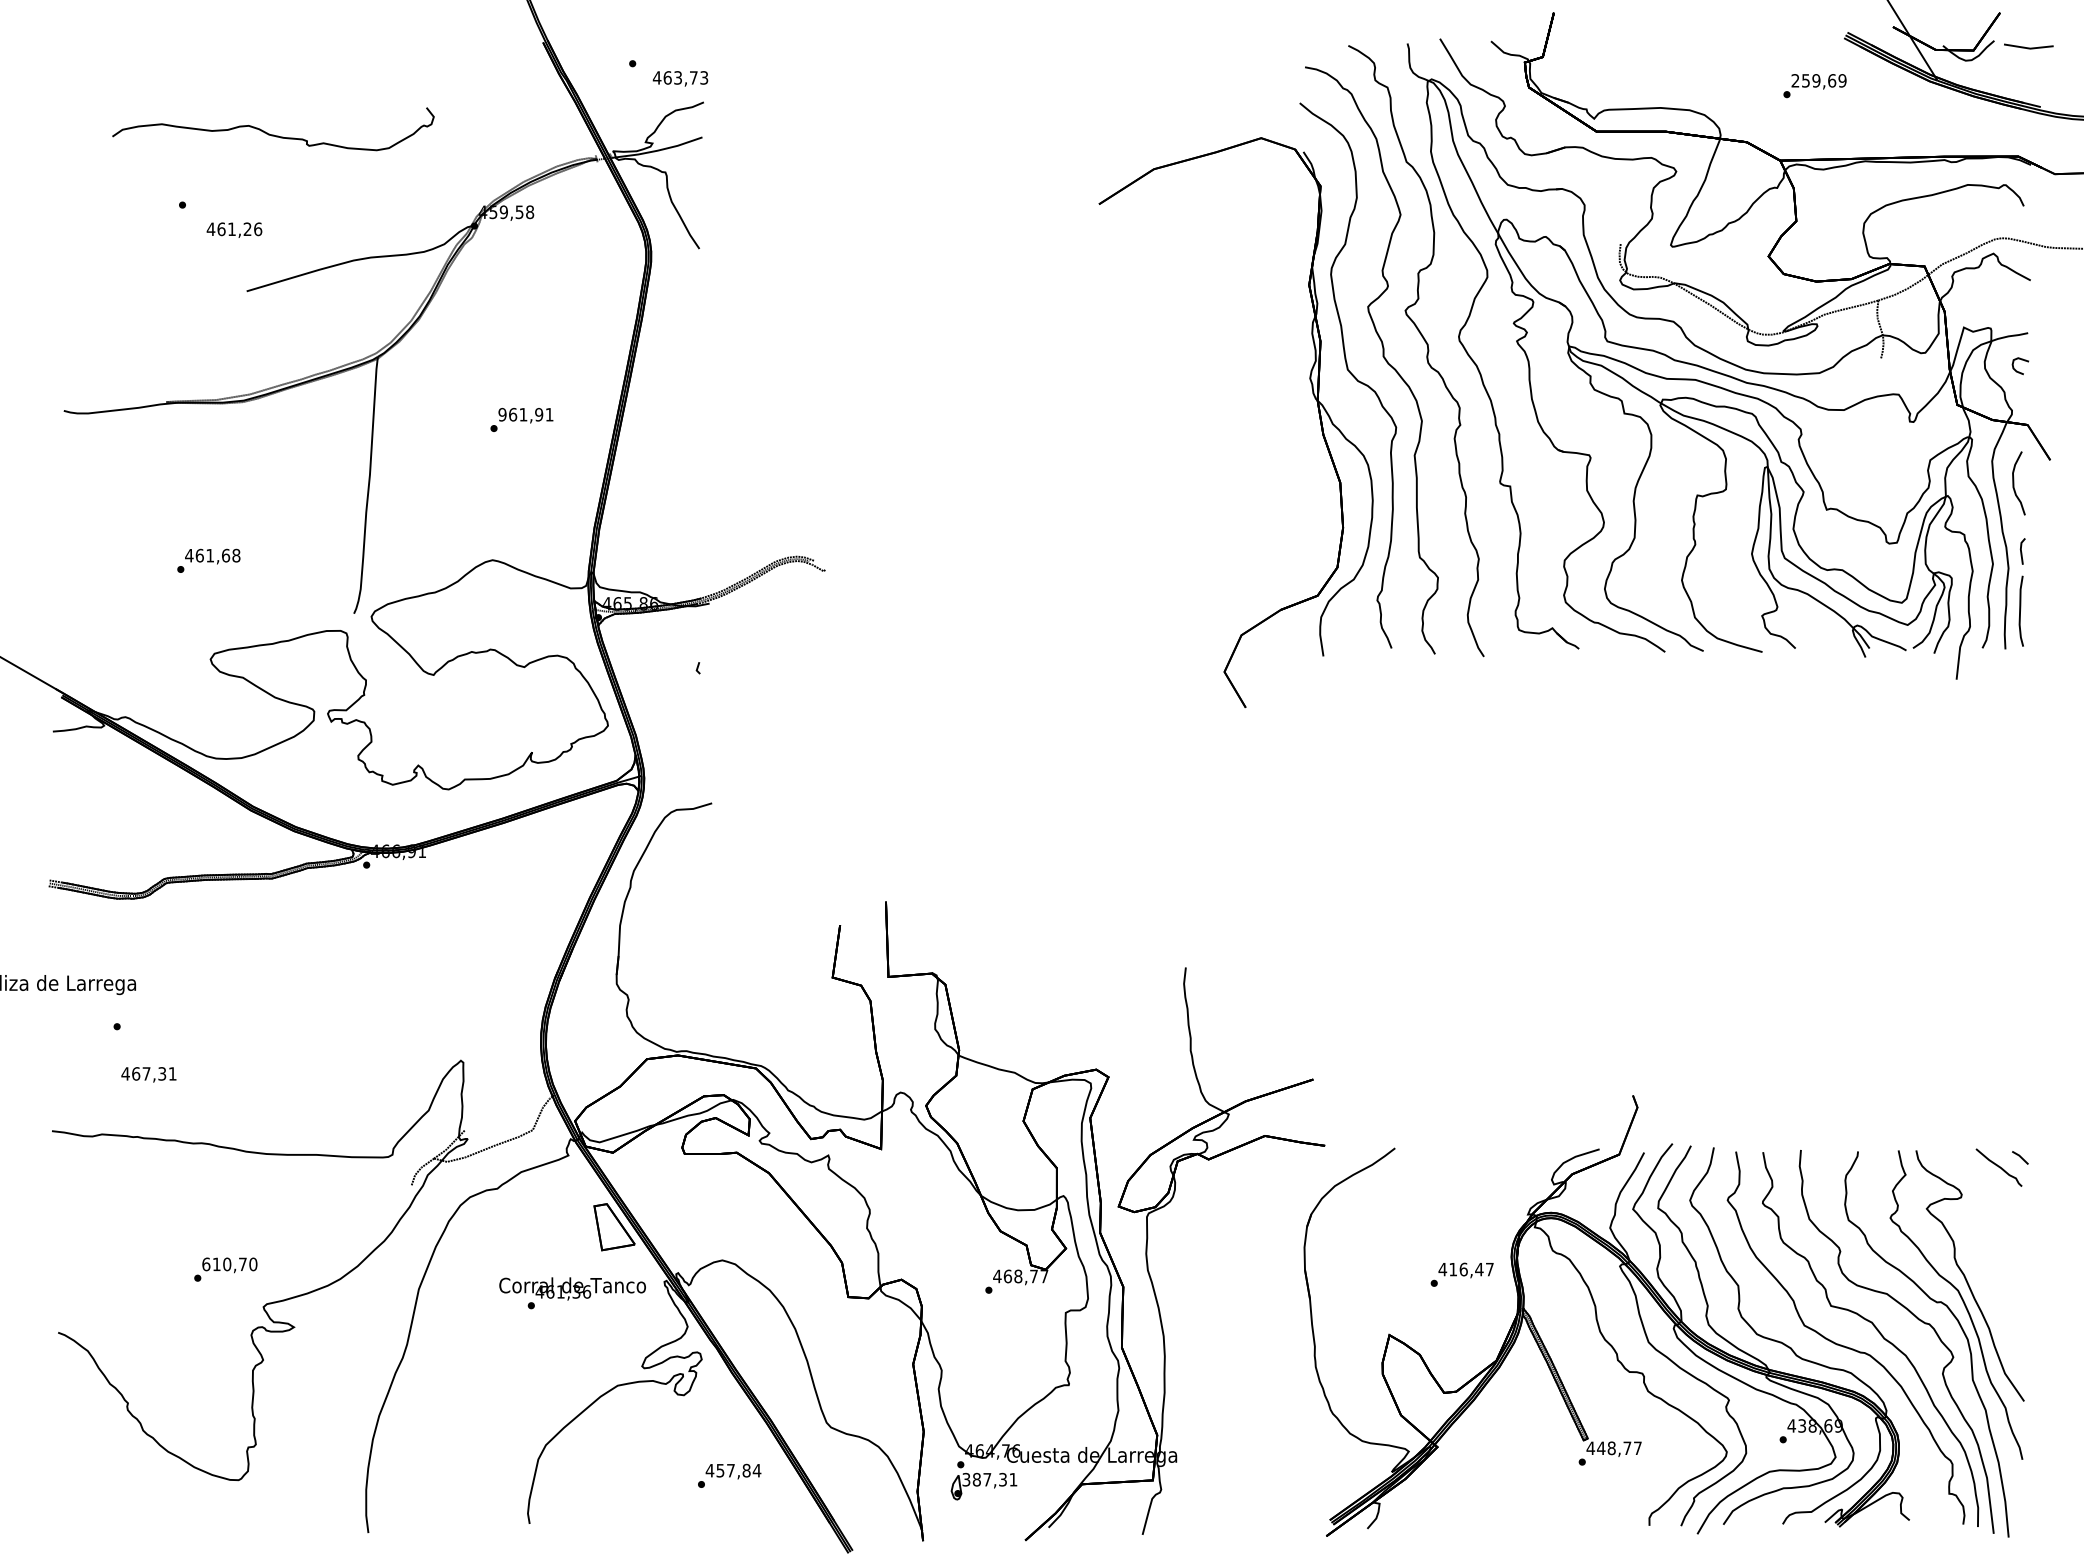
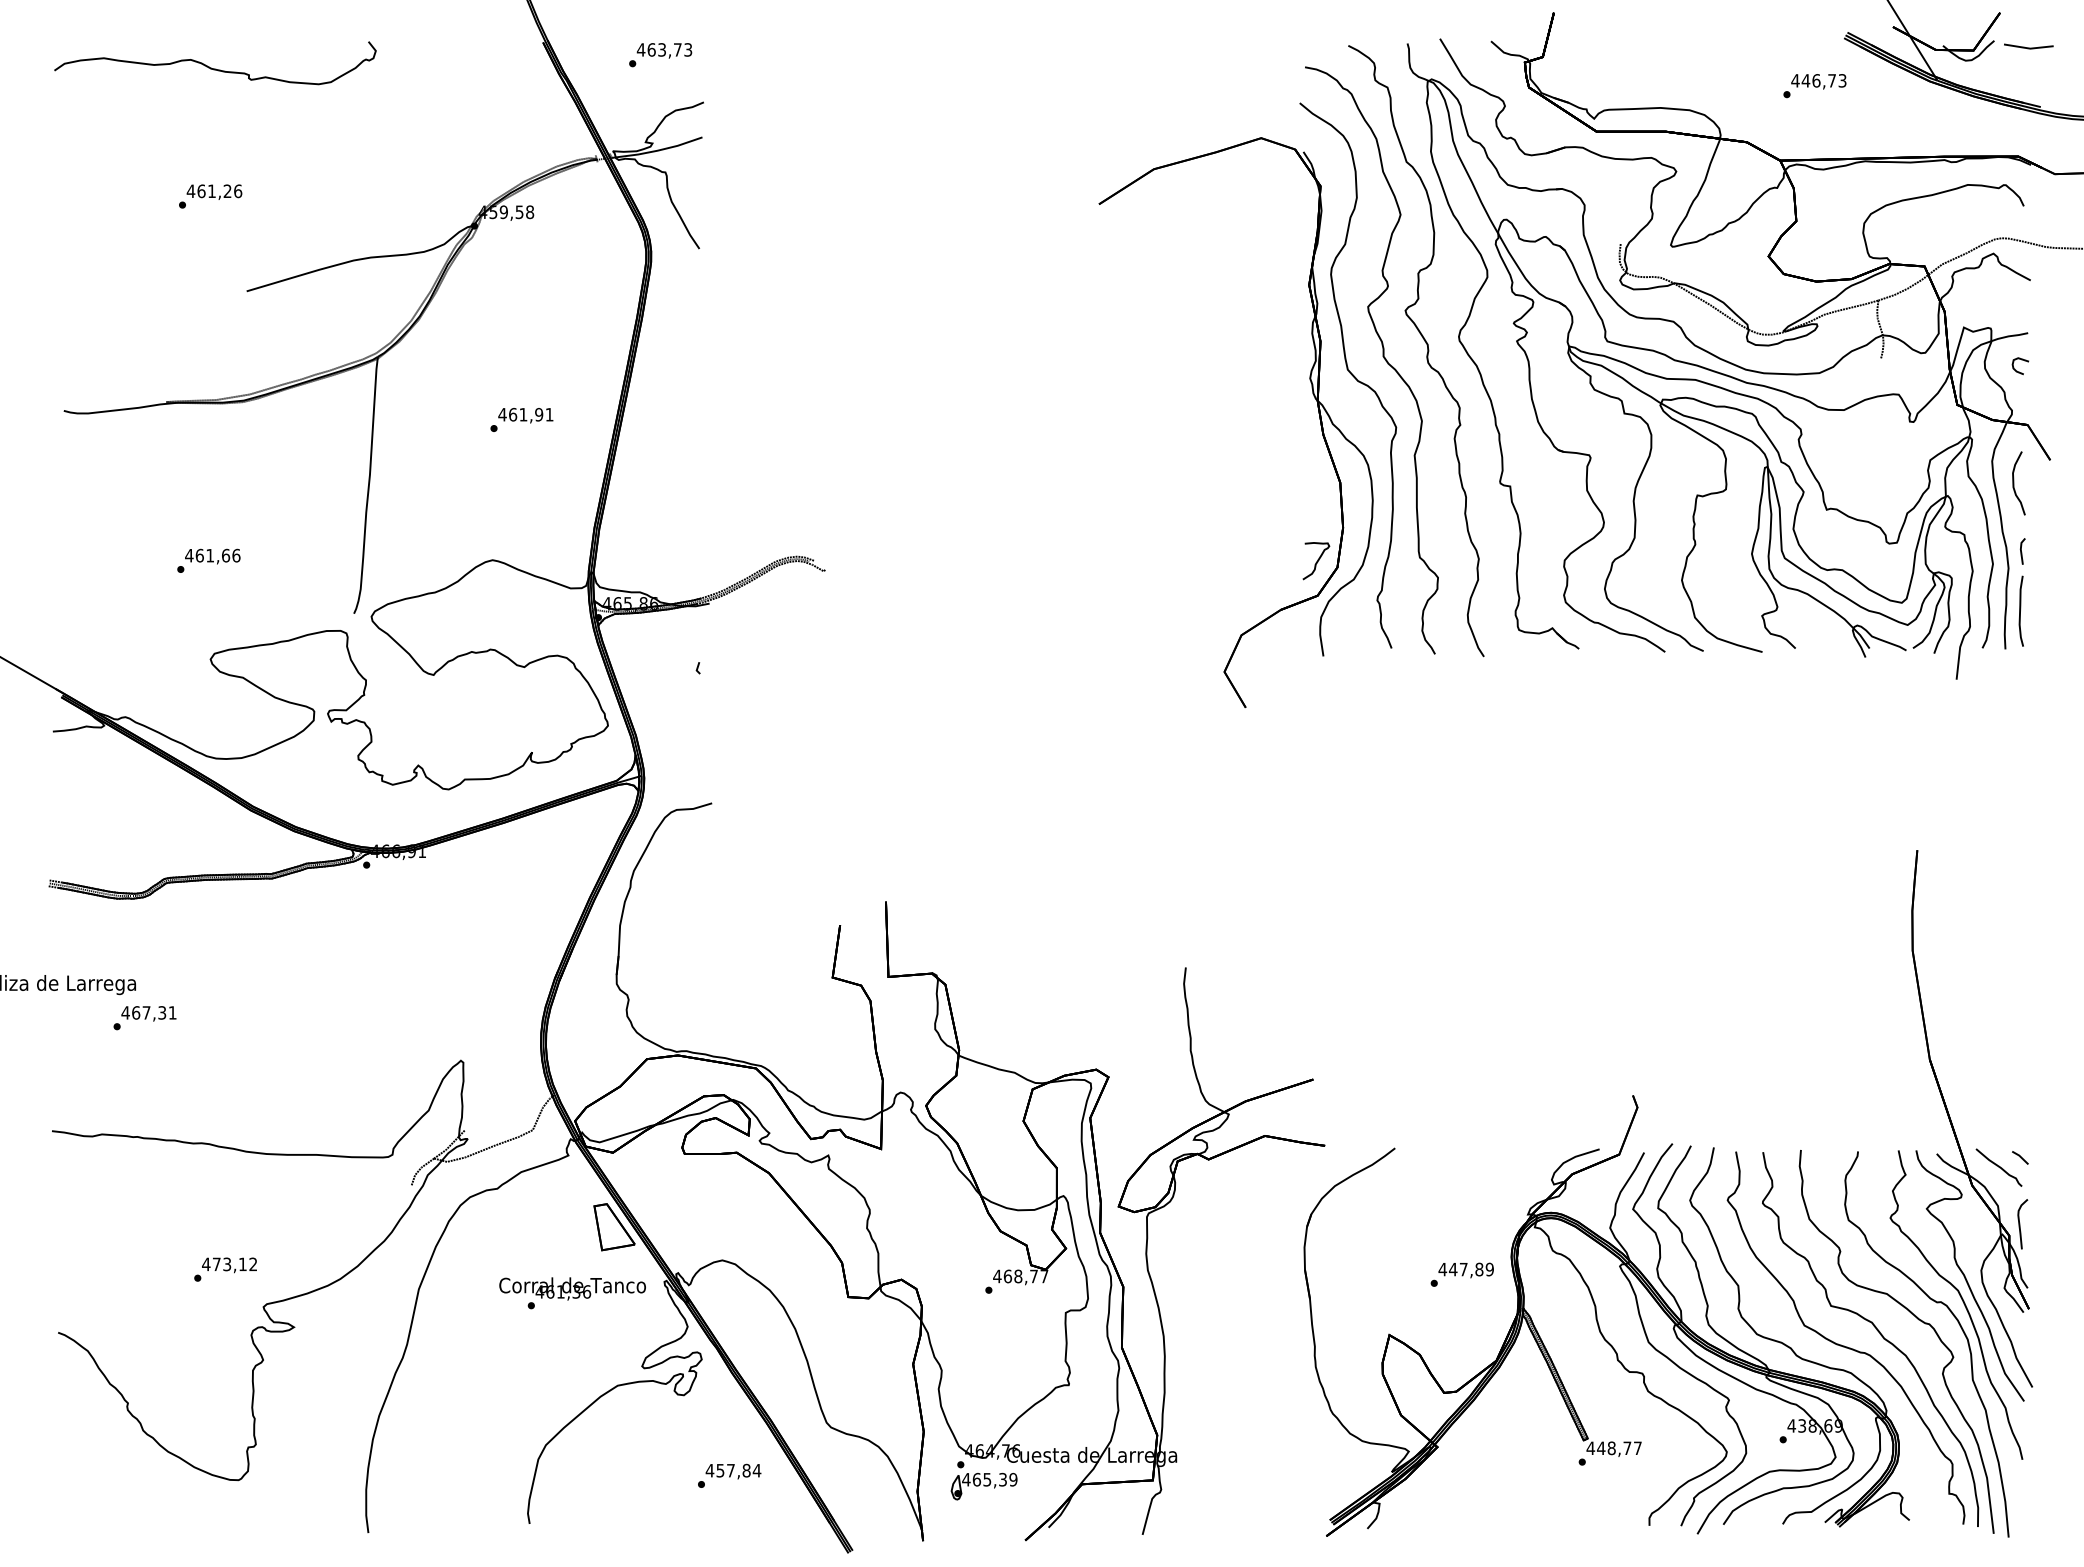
text position: (680, 78) -> (664, 50) (664, 50)
text: 259,69 -> 446,73 (1818, 80)
curve position: (273, 134) -> (215, 68) (215, 68)
text position: (234, 229) -> (214, 191) (214, 191)
text: 961,91 -> 461,91 (502, 414)
text: 461,68 -> 461,66 (236, 555)
part: none -> present (1316, 561)
text position: (148, 1074) -> (148, 1013) (148, 1013)
part: none -> present (1953, 1125)
text: 610,70 -> 473,12 (229, 1264)
text: 416,47 -> 447,89 (1470, 1269)
text: 387,31 -> 465,39 (989, 1479)
